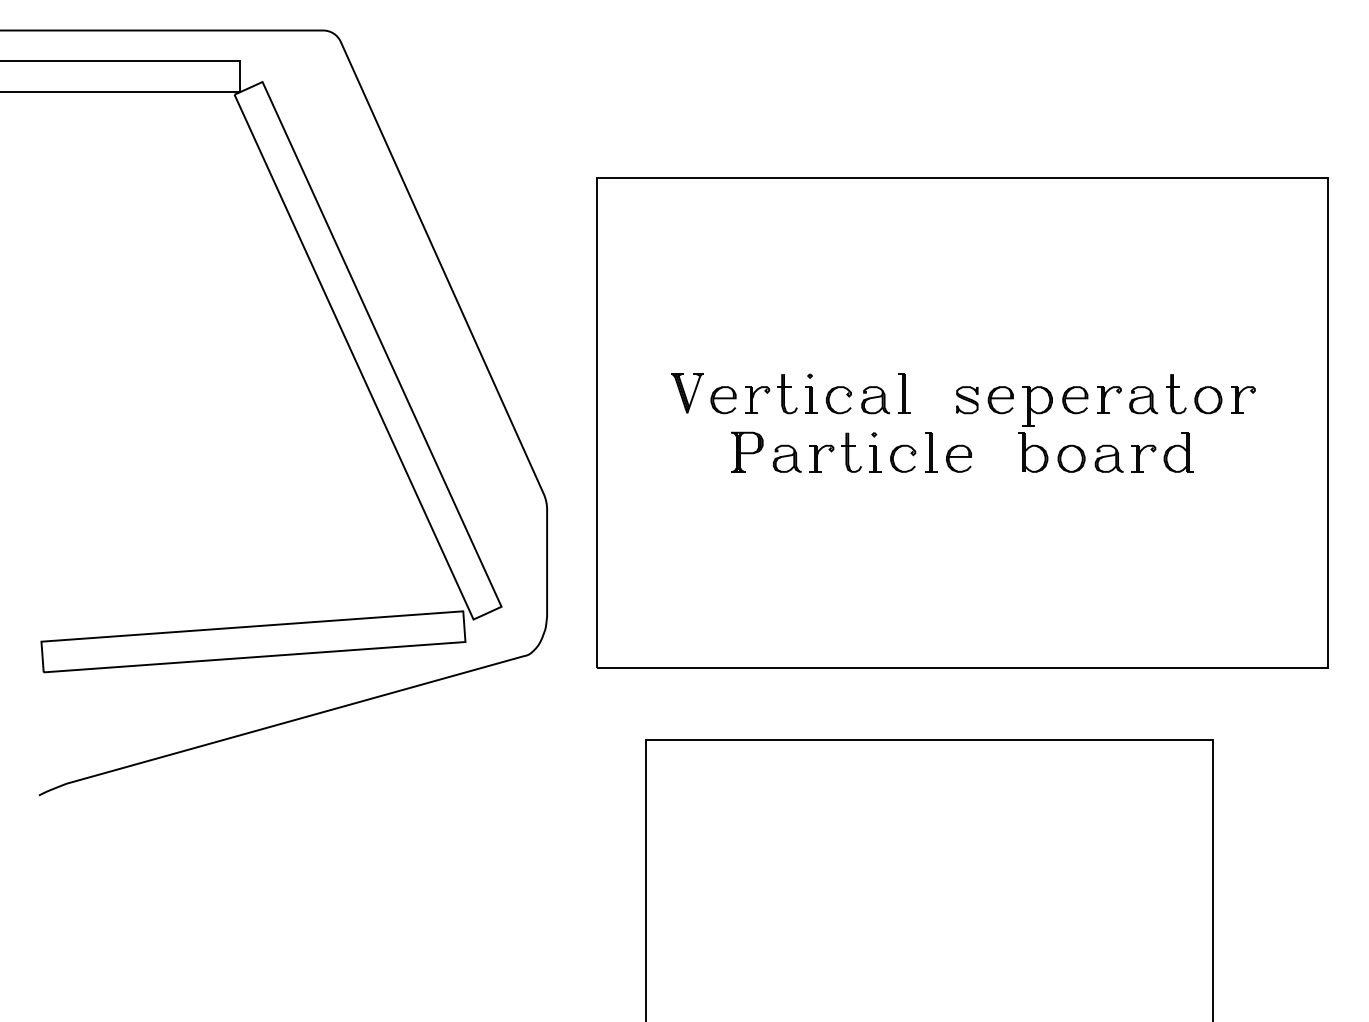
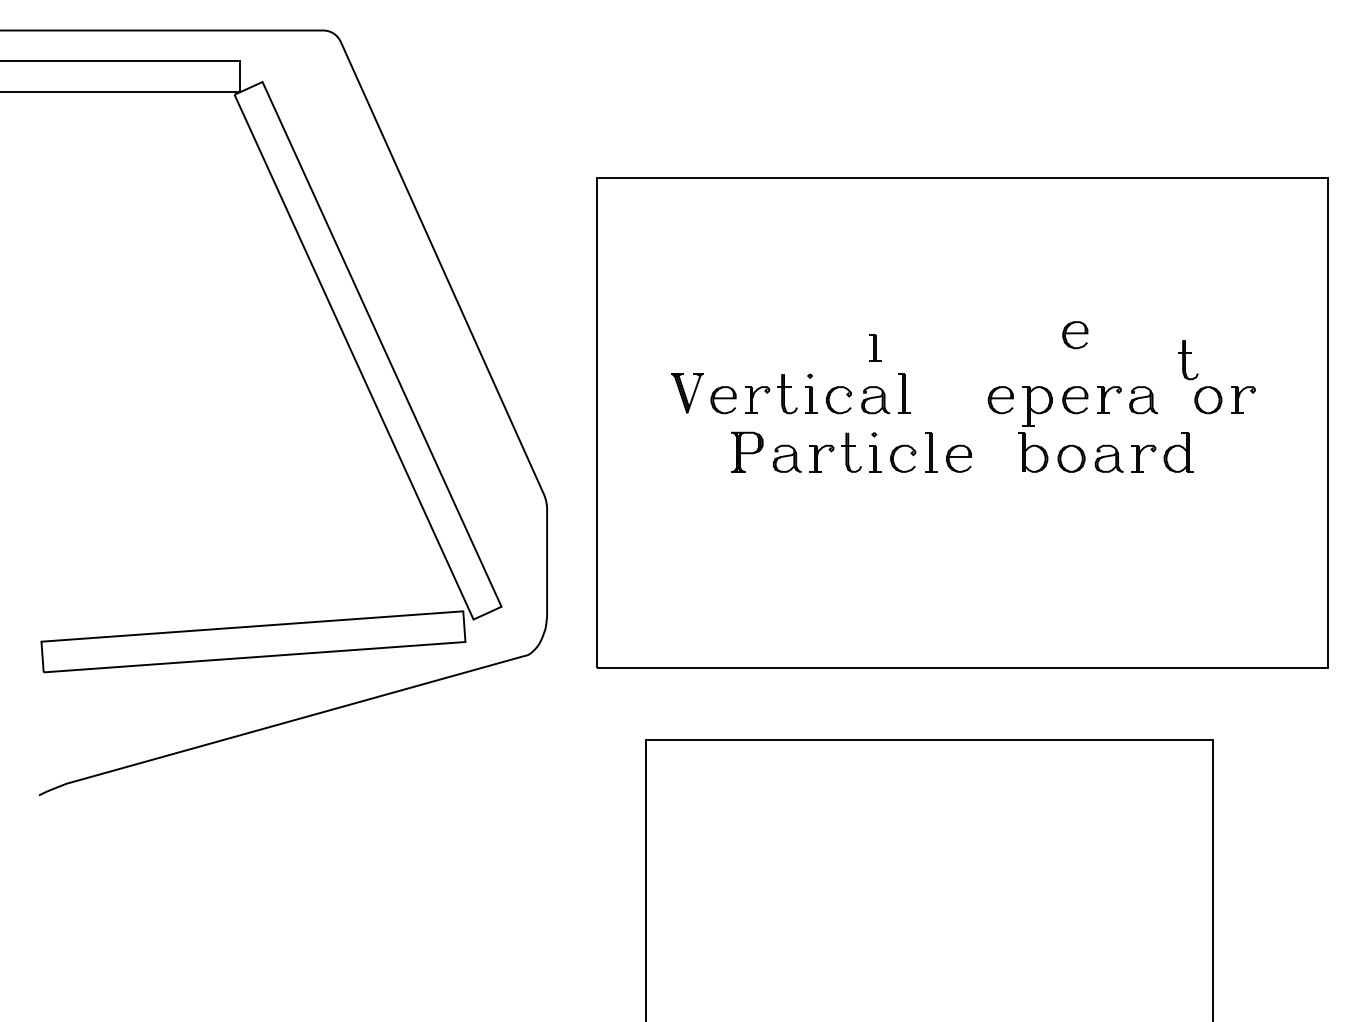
part: none -> present (1075, 335)
part: none -> present (875, 347)
part position: (1176, 394) -> (1188, 360) (1188, 360)
part: present -> none (967, 400)
